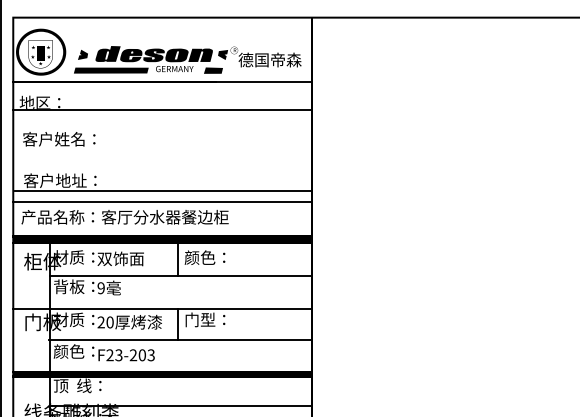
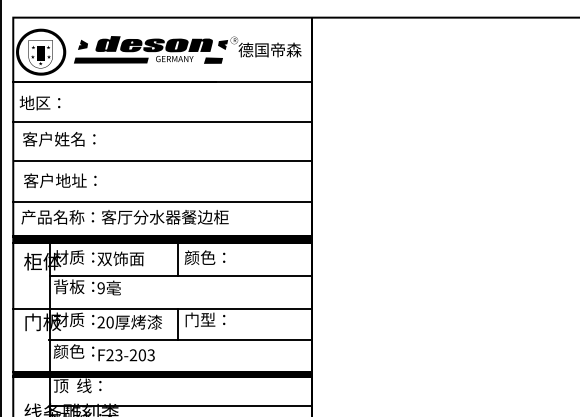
text position: (187, 59) -> (187, 49) (187, 49)
line position: (162, 109) -> (162, 121) (162, 121)
line position: (163, 191) -> (163, 161) (163, 161)
